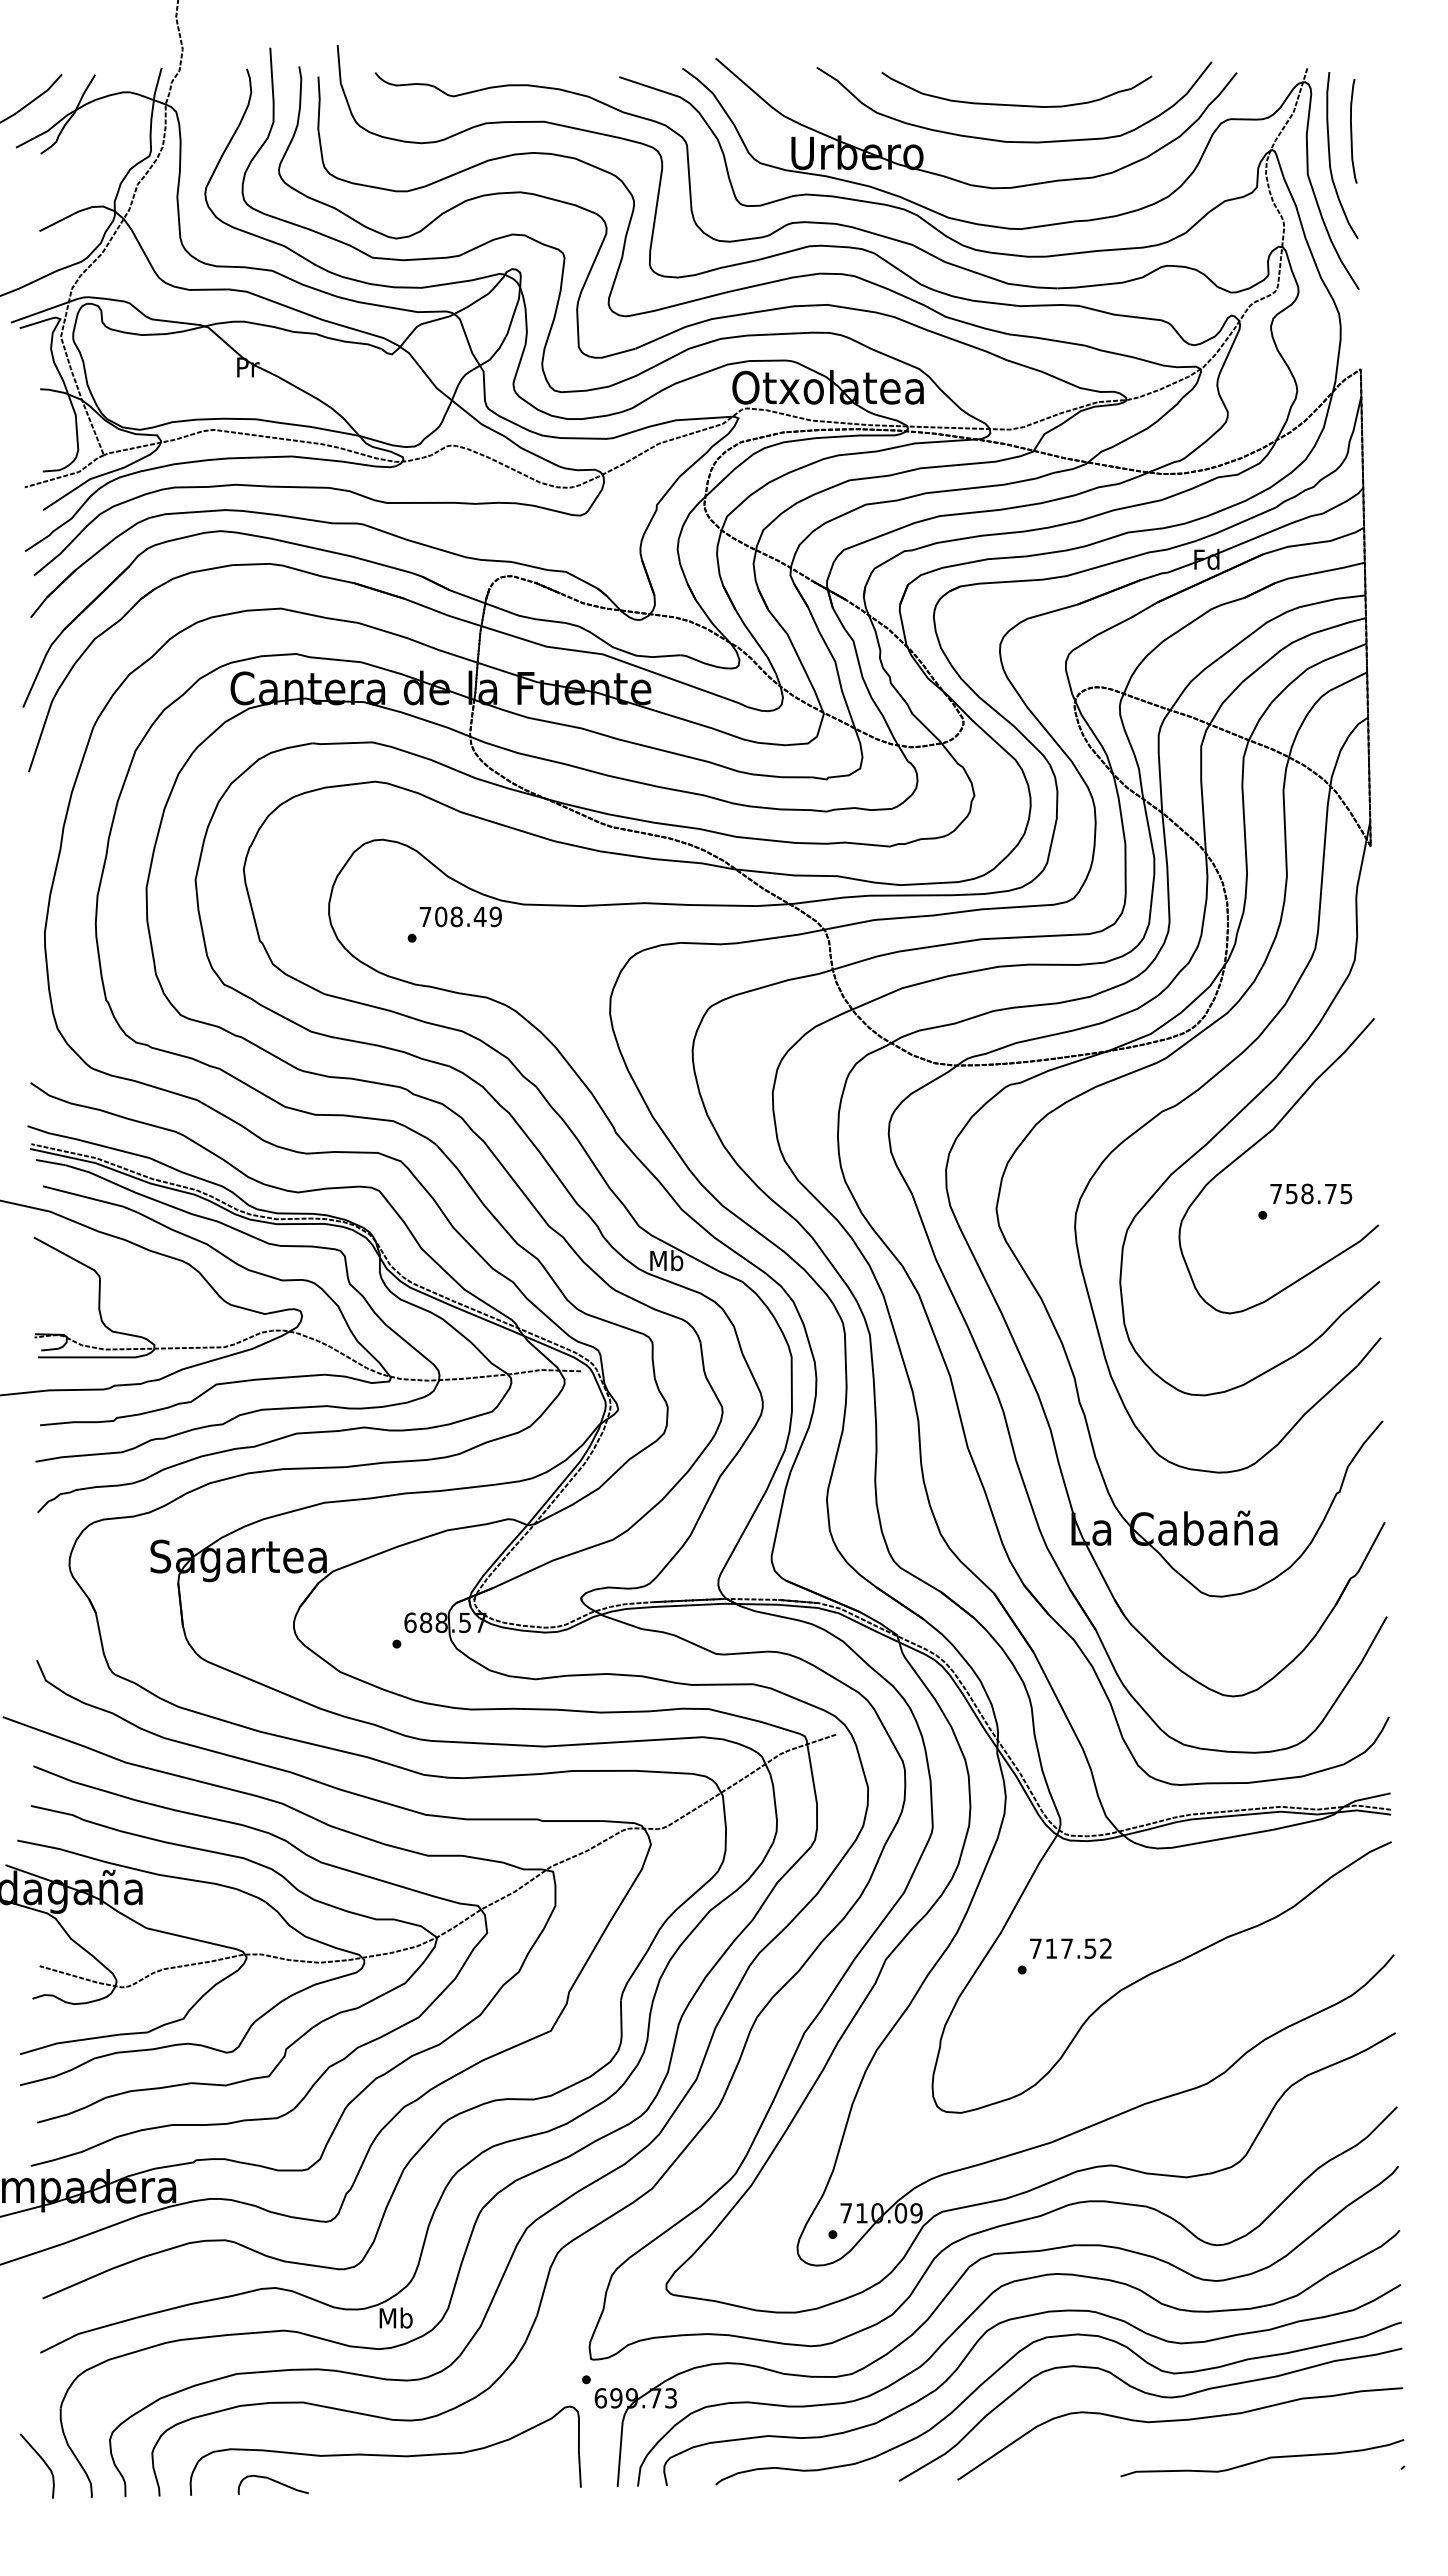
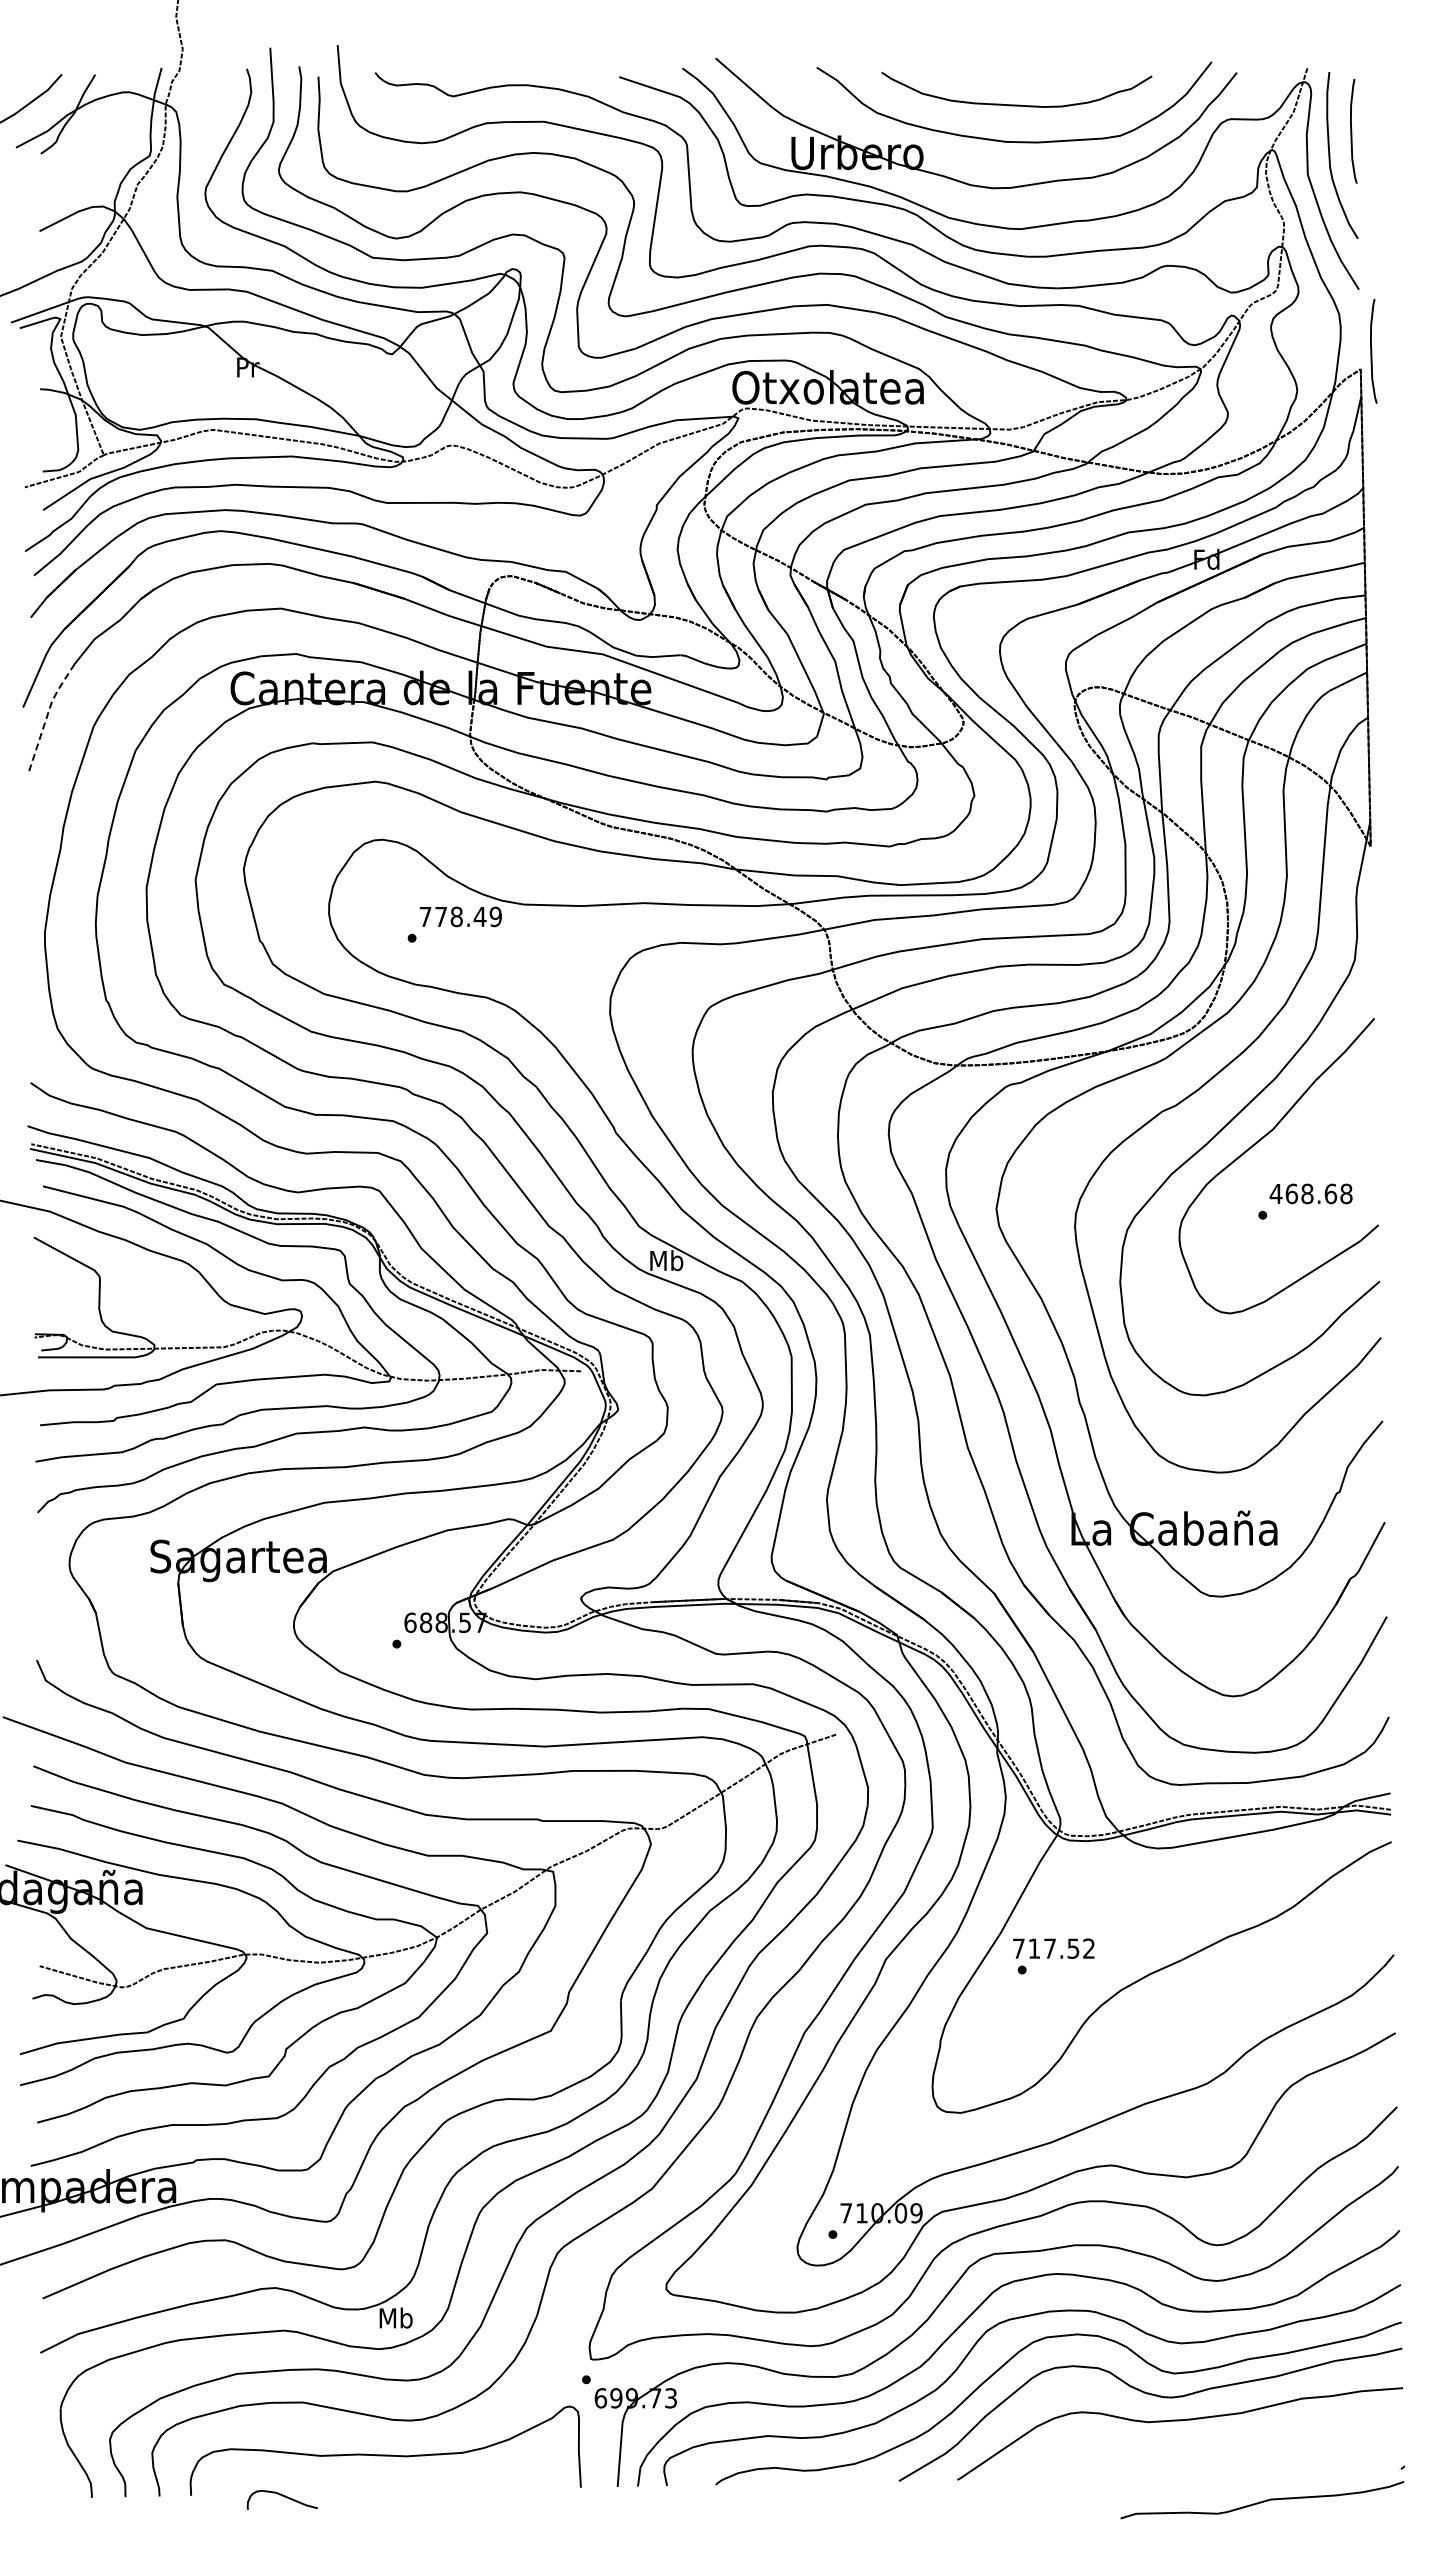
curve: none -> present (1372, 351)
line: solid -> dashed (47, 714)
text: 708.49 -> 778.49 (441, 916)
text: 758.75 -> 468.68 (1310, 1193)
text position: (1070, 1948) -> (1053, 1948) (1053, 1948)
curve position: (1263, 2458) -> (1263, 2500) (1263, 2500)
curve: present -> none (43, 2462)
part position: (272, 2484) -> (281, 2499) (281, 2499)
